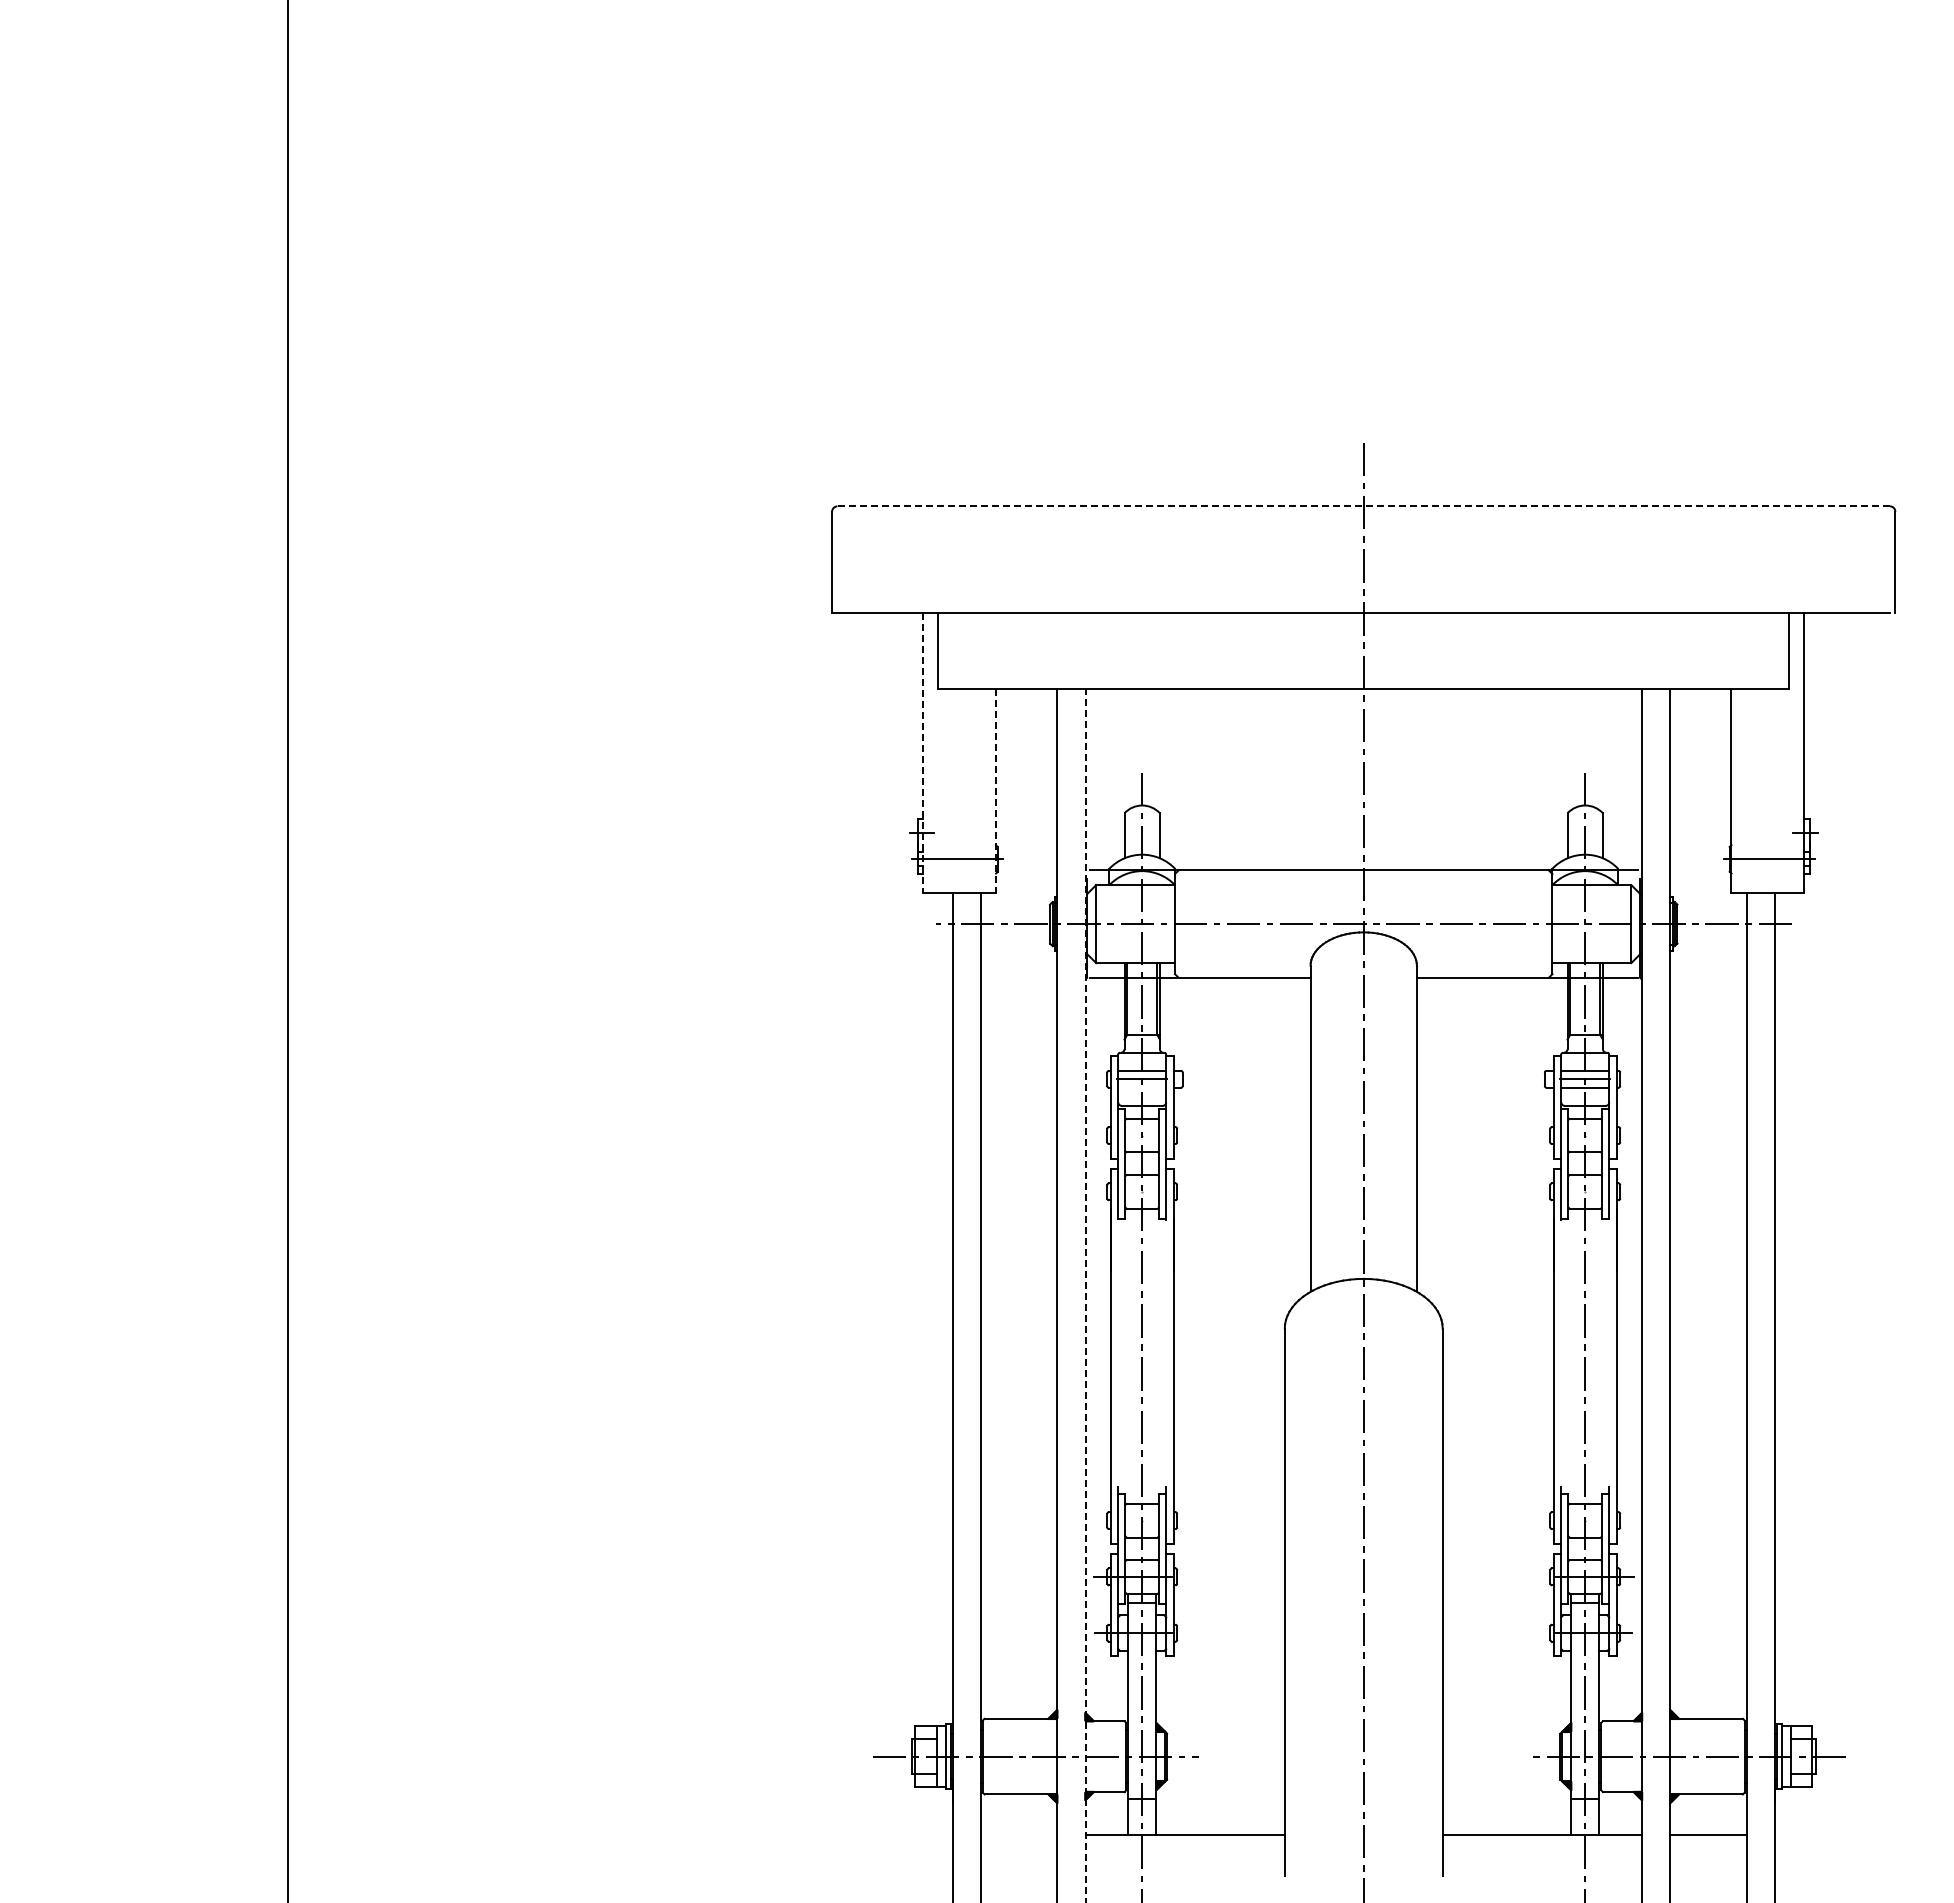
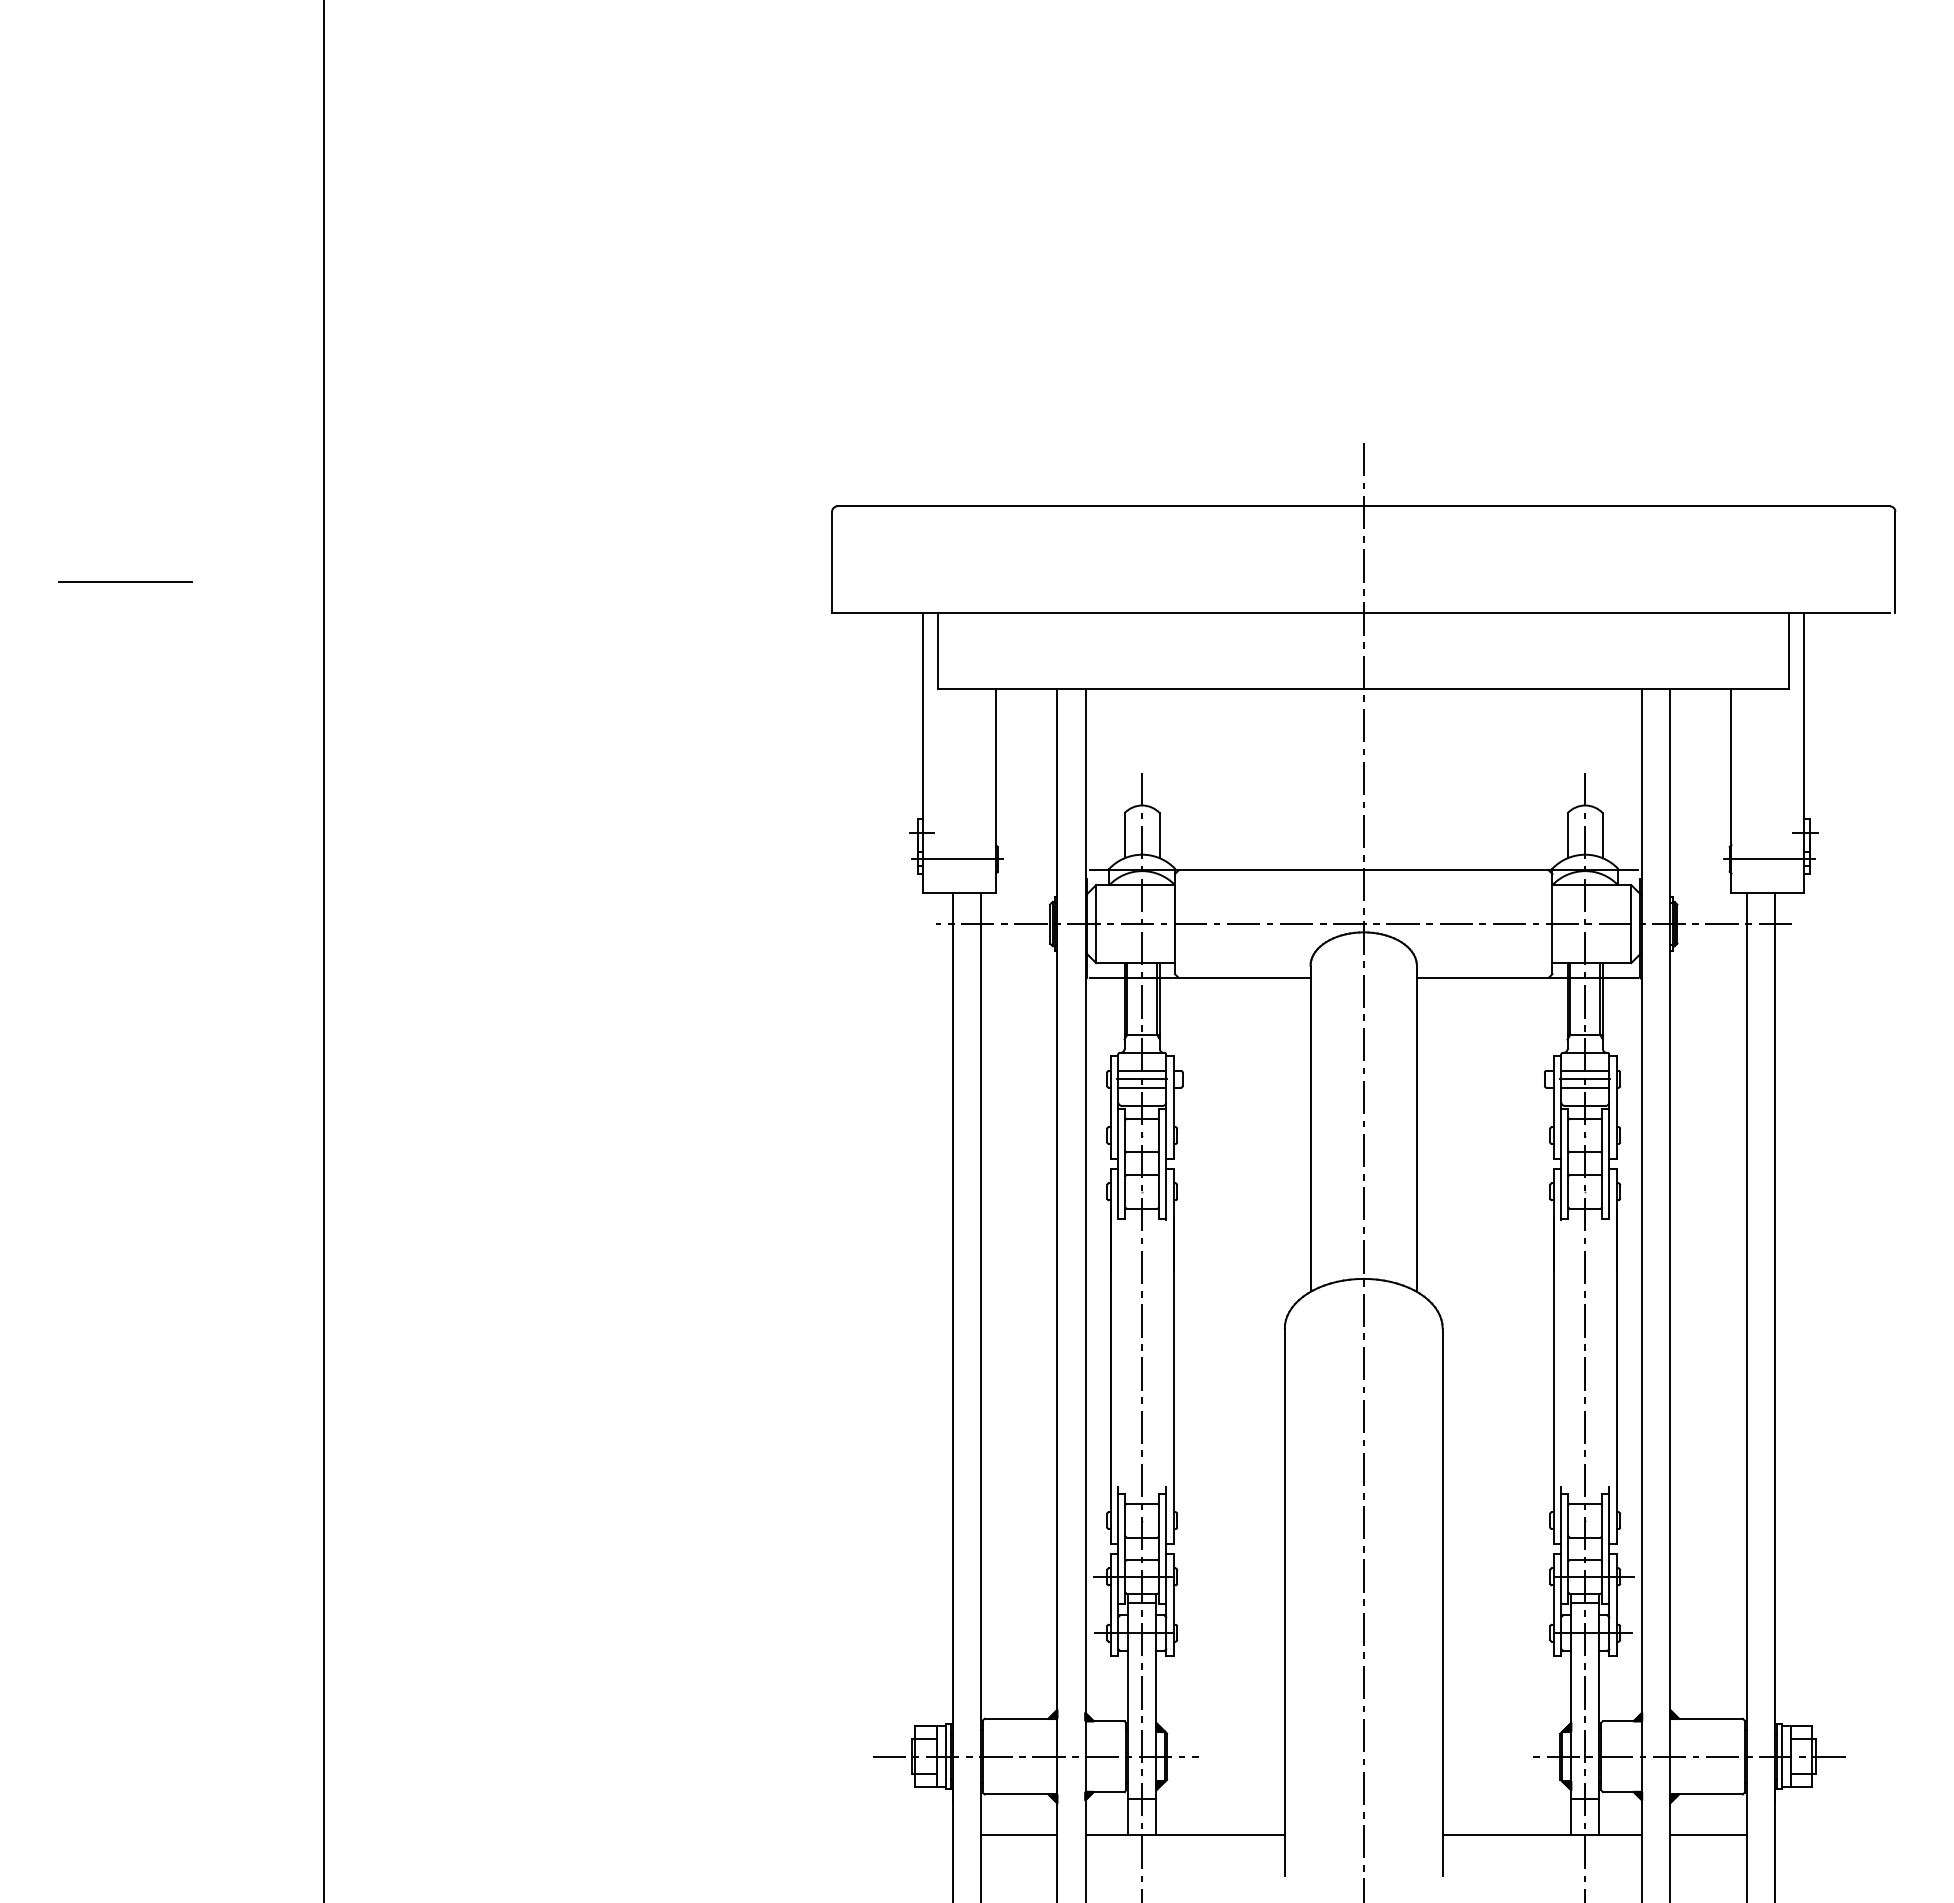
line: dashed -> solid (1363, 506)
line: none -> present (125, 581)
line: dashed -> solid (923, 753)
line: dashed -> solid (996, 791)
line position: (288, 950) -> (324, 950) (324, 950)
line: none -> present (1142, 1087)
line: dashed -> solid (1085, 1296)
line: none -> present (1018, 1835)
